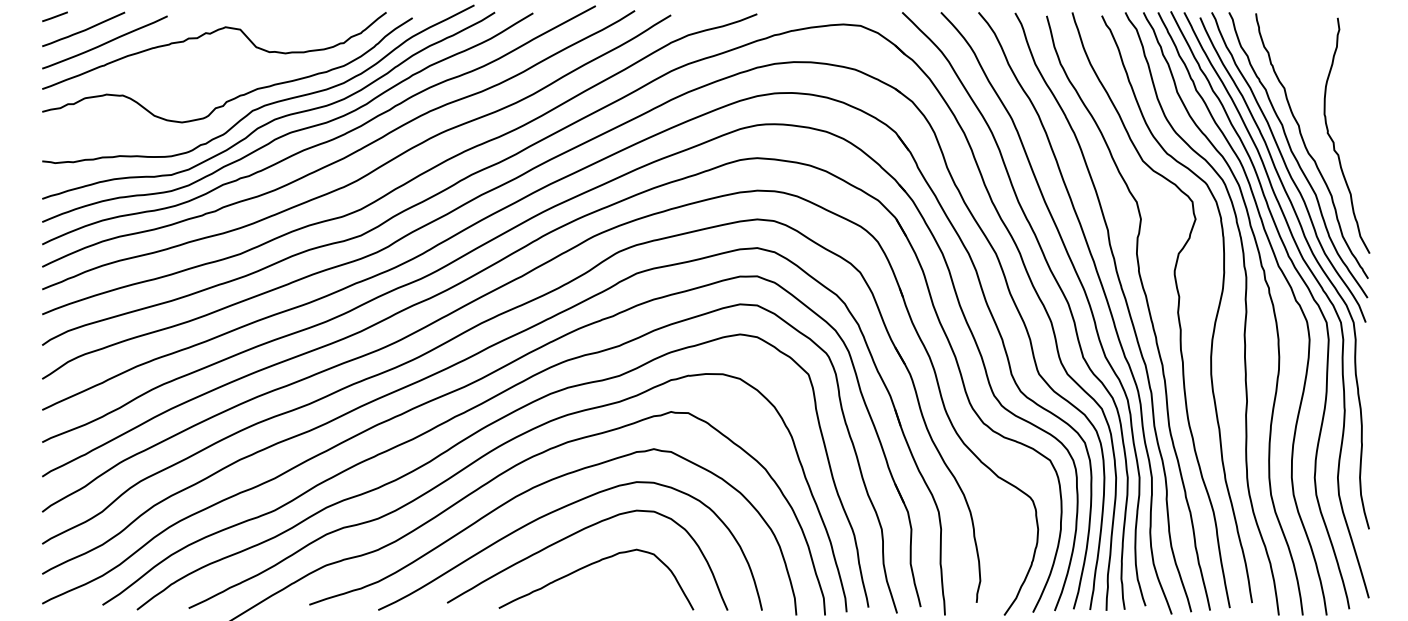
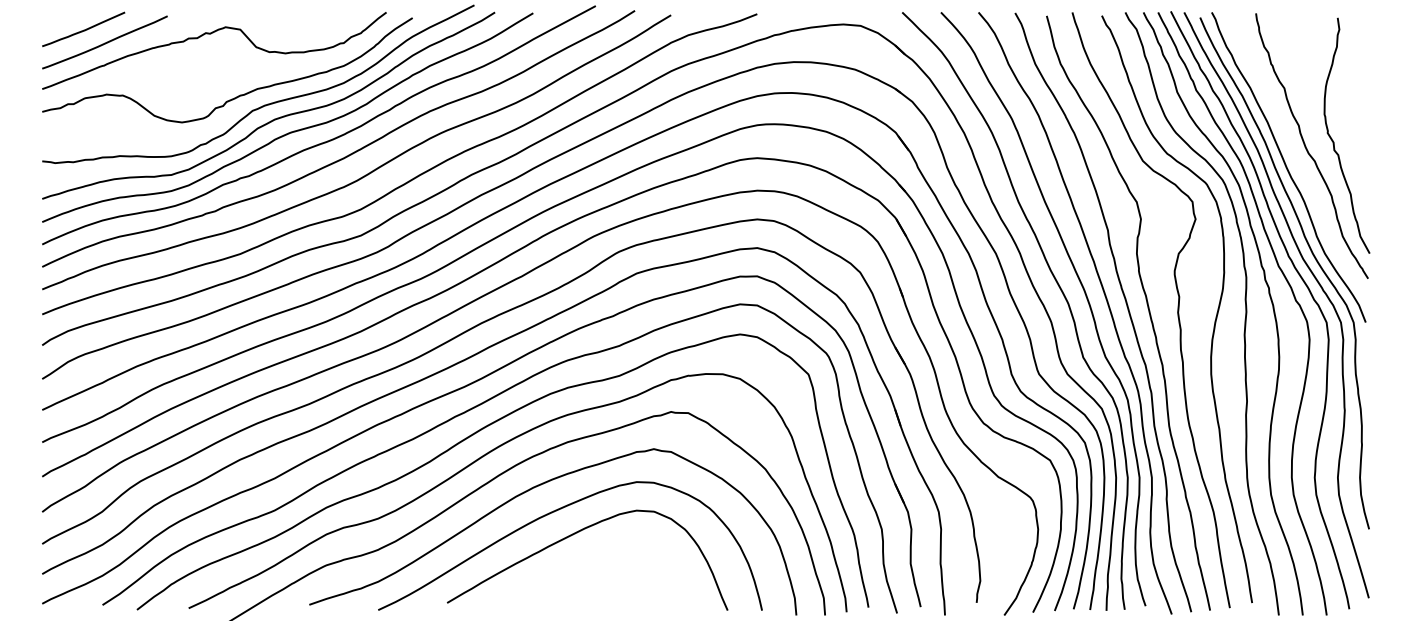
line: present -> none (54, 16)
curve: present -> none (1296, 157)
curve: present -> none (590, 565)
